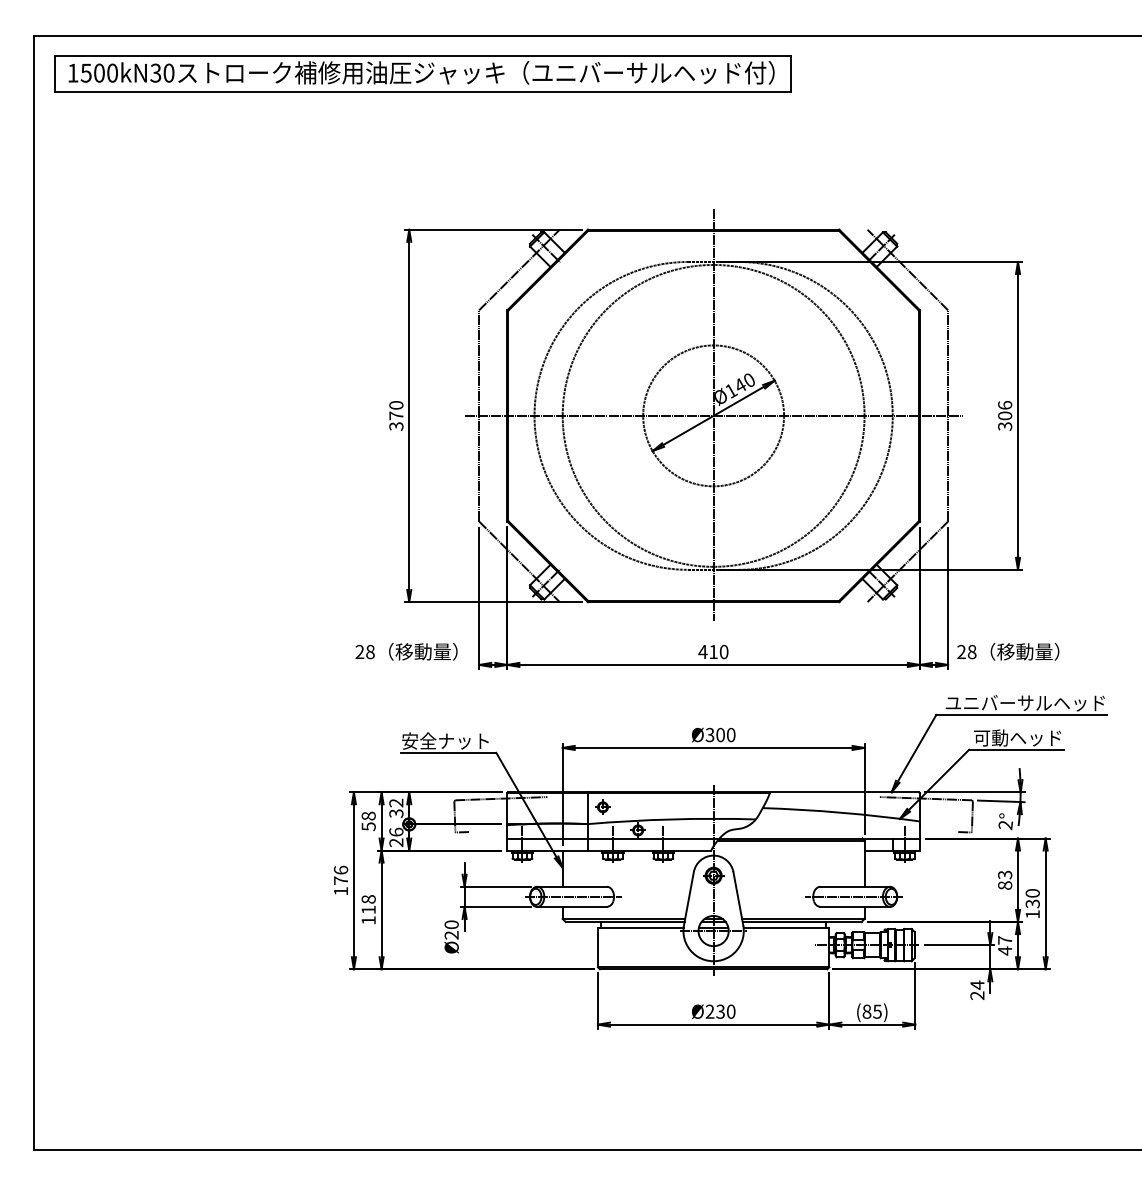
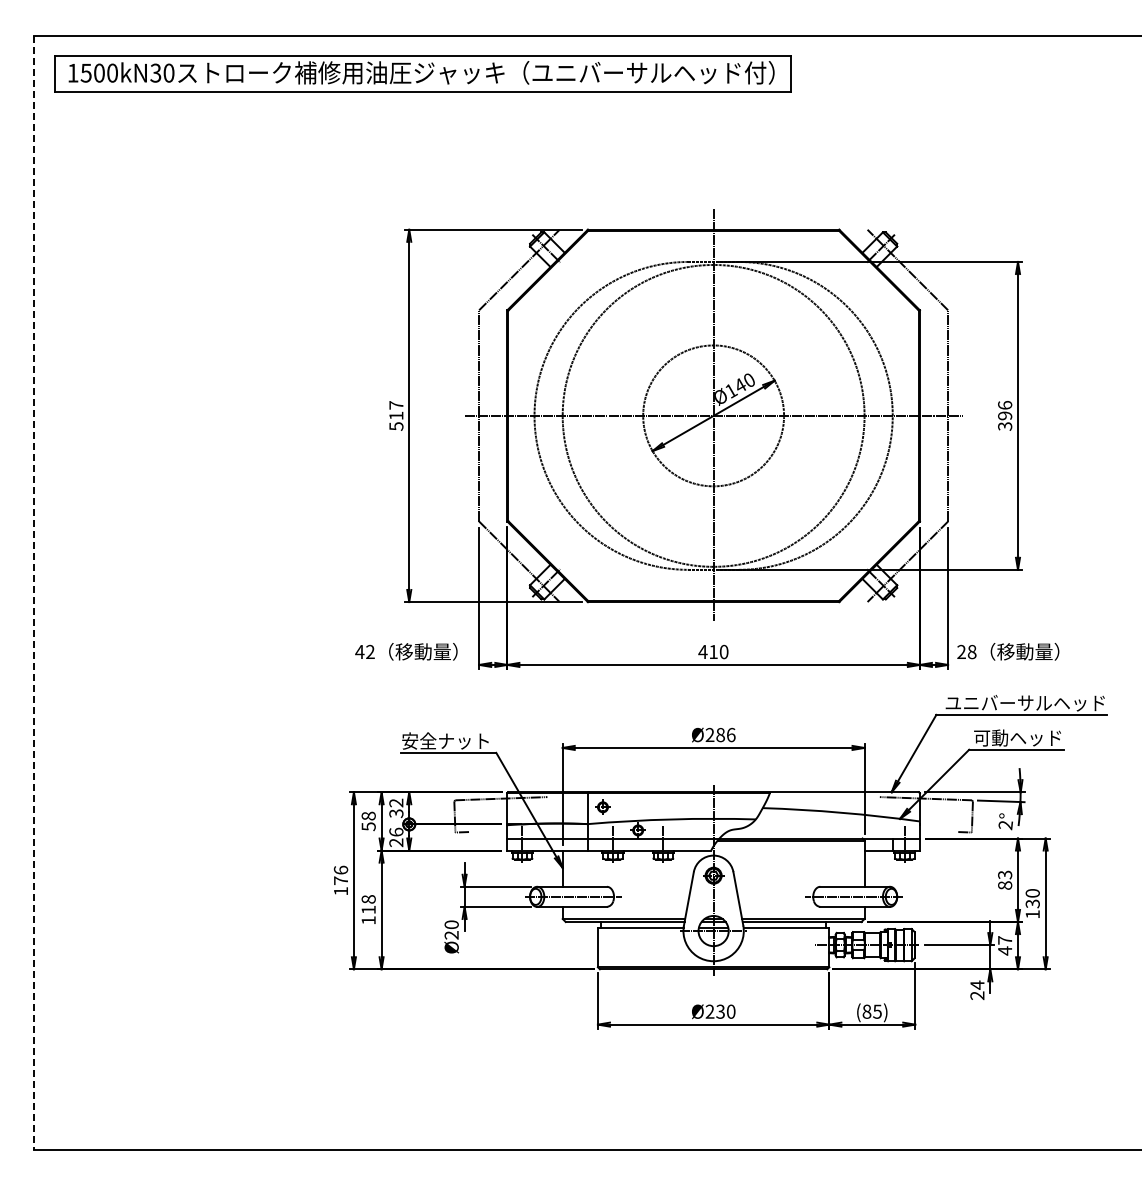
text: 370 -> 517 (396, 415)
text: 306 -> 396 (1005, 415)
line: solid -> dashed (34, 593)
text: 28 -> 42 (364, 651)
text: Ø300 -> Ø286 (720, 734)
